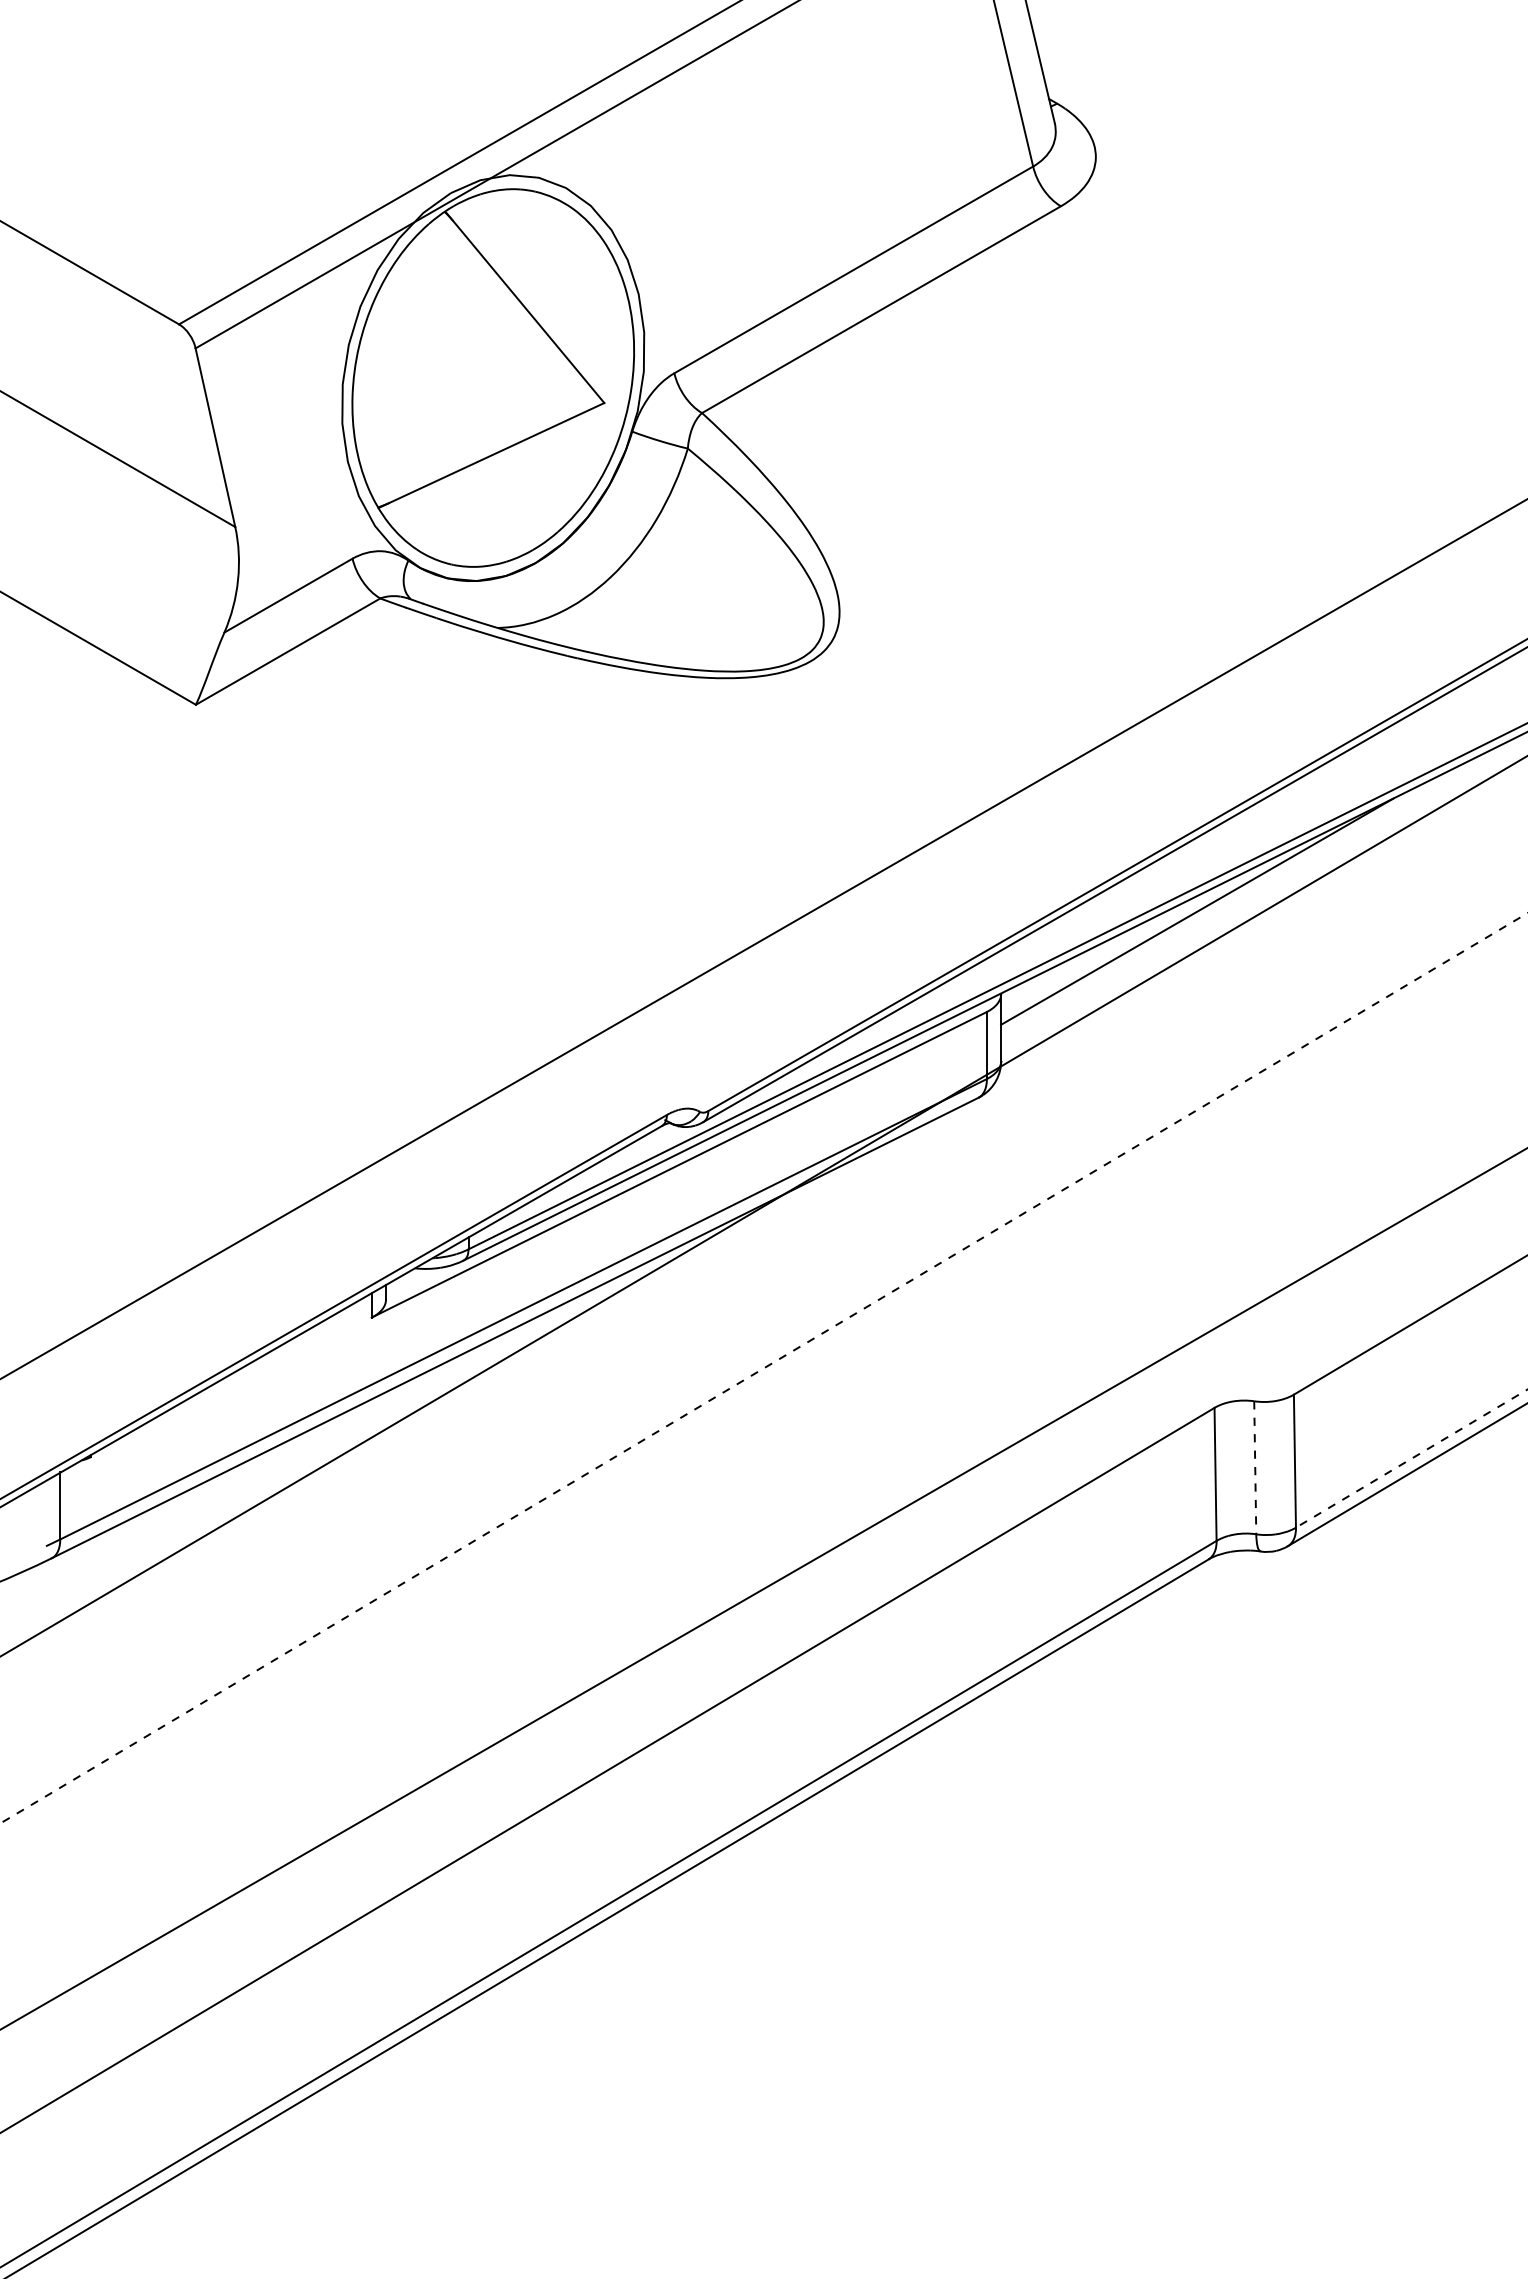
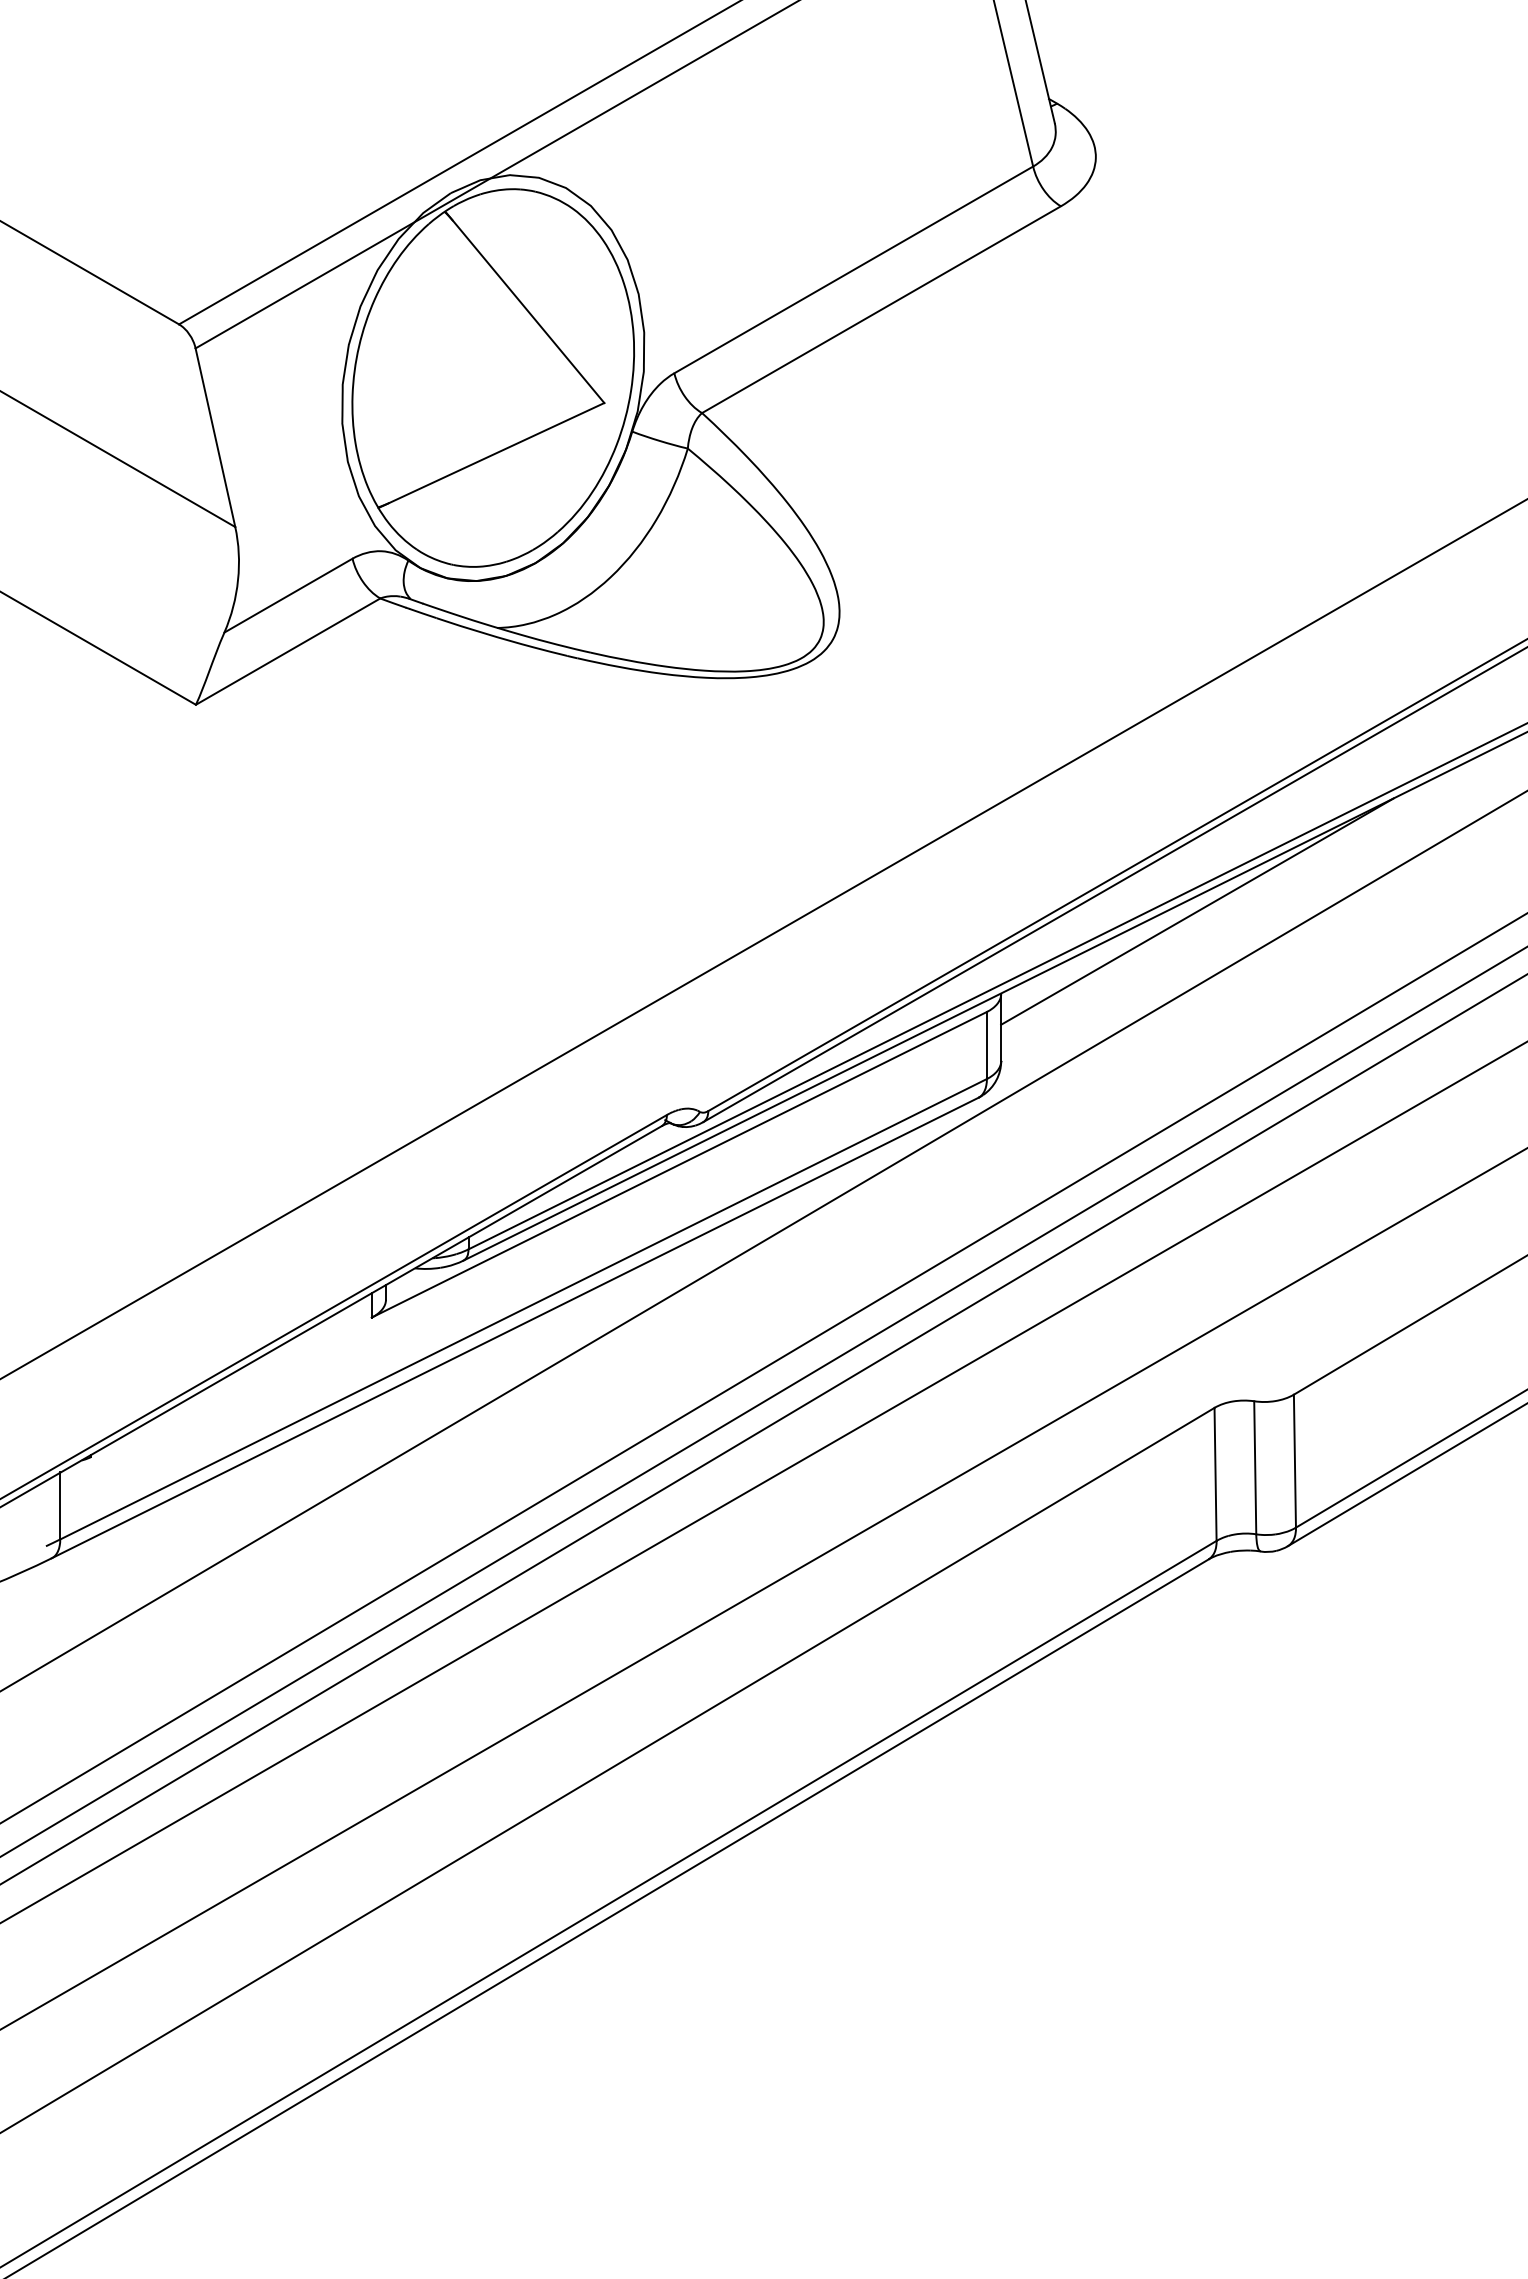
line position: (763, 1206) -> (763, 1241) (763, 1241)
line: dashed -> solid (764, 1368)
line: none -> present (763, 1401)
line: none -> present (763, 1429)
line: dashed -> solid (1411, 1458)
line: dashed -> solid (1255, 1467)
line: none -> present (763, 1482)
